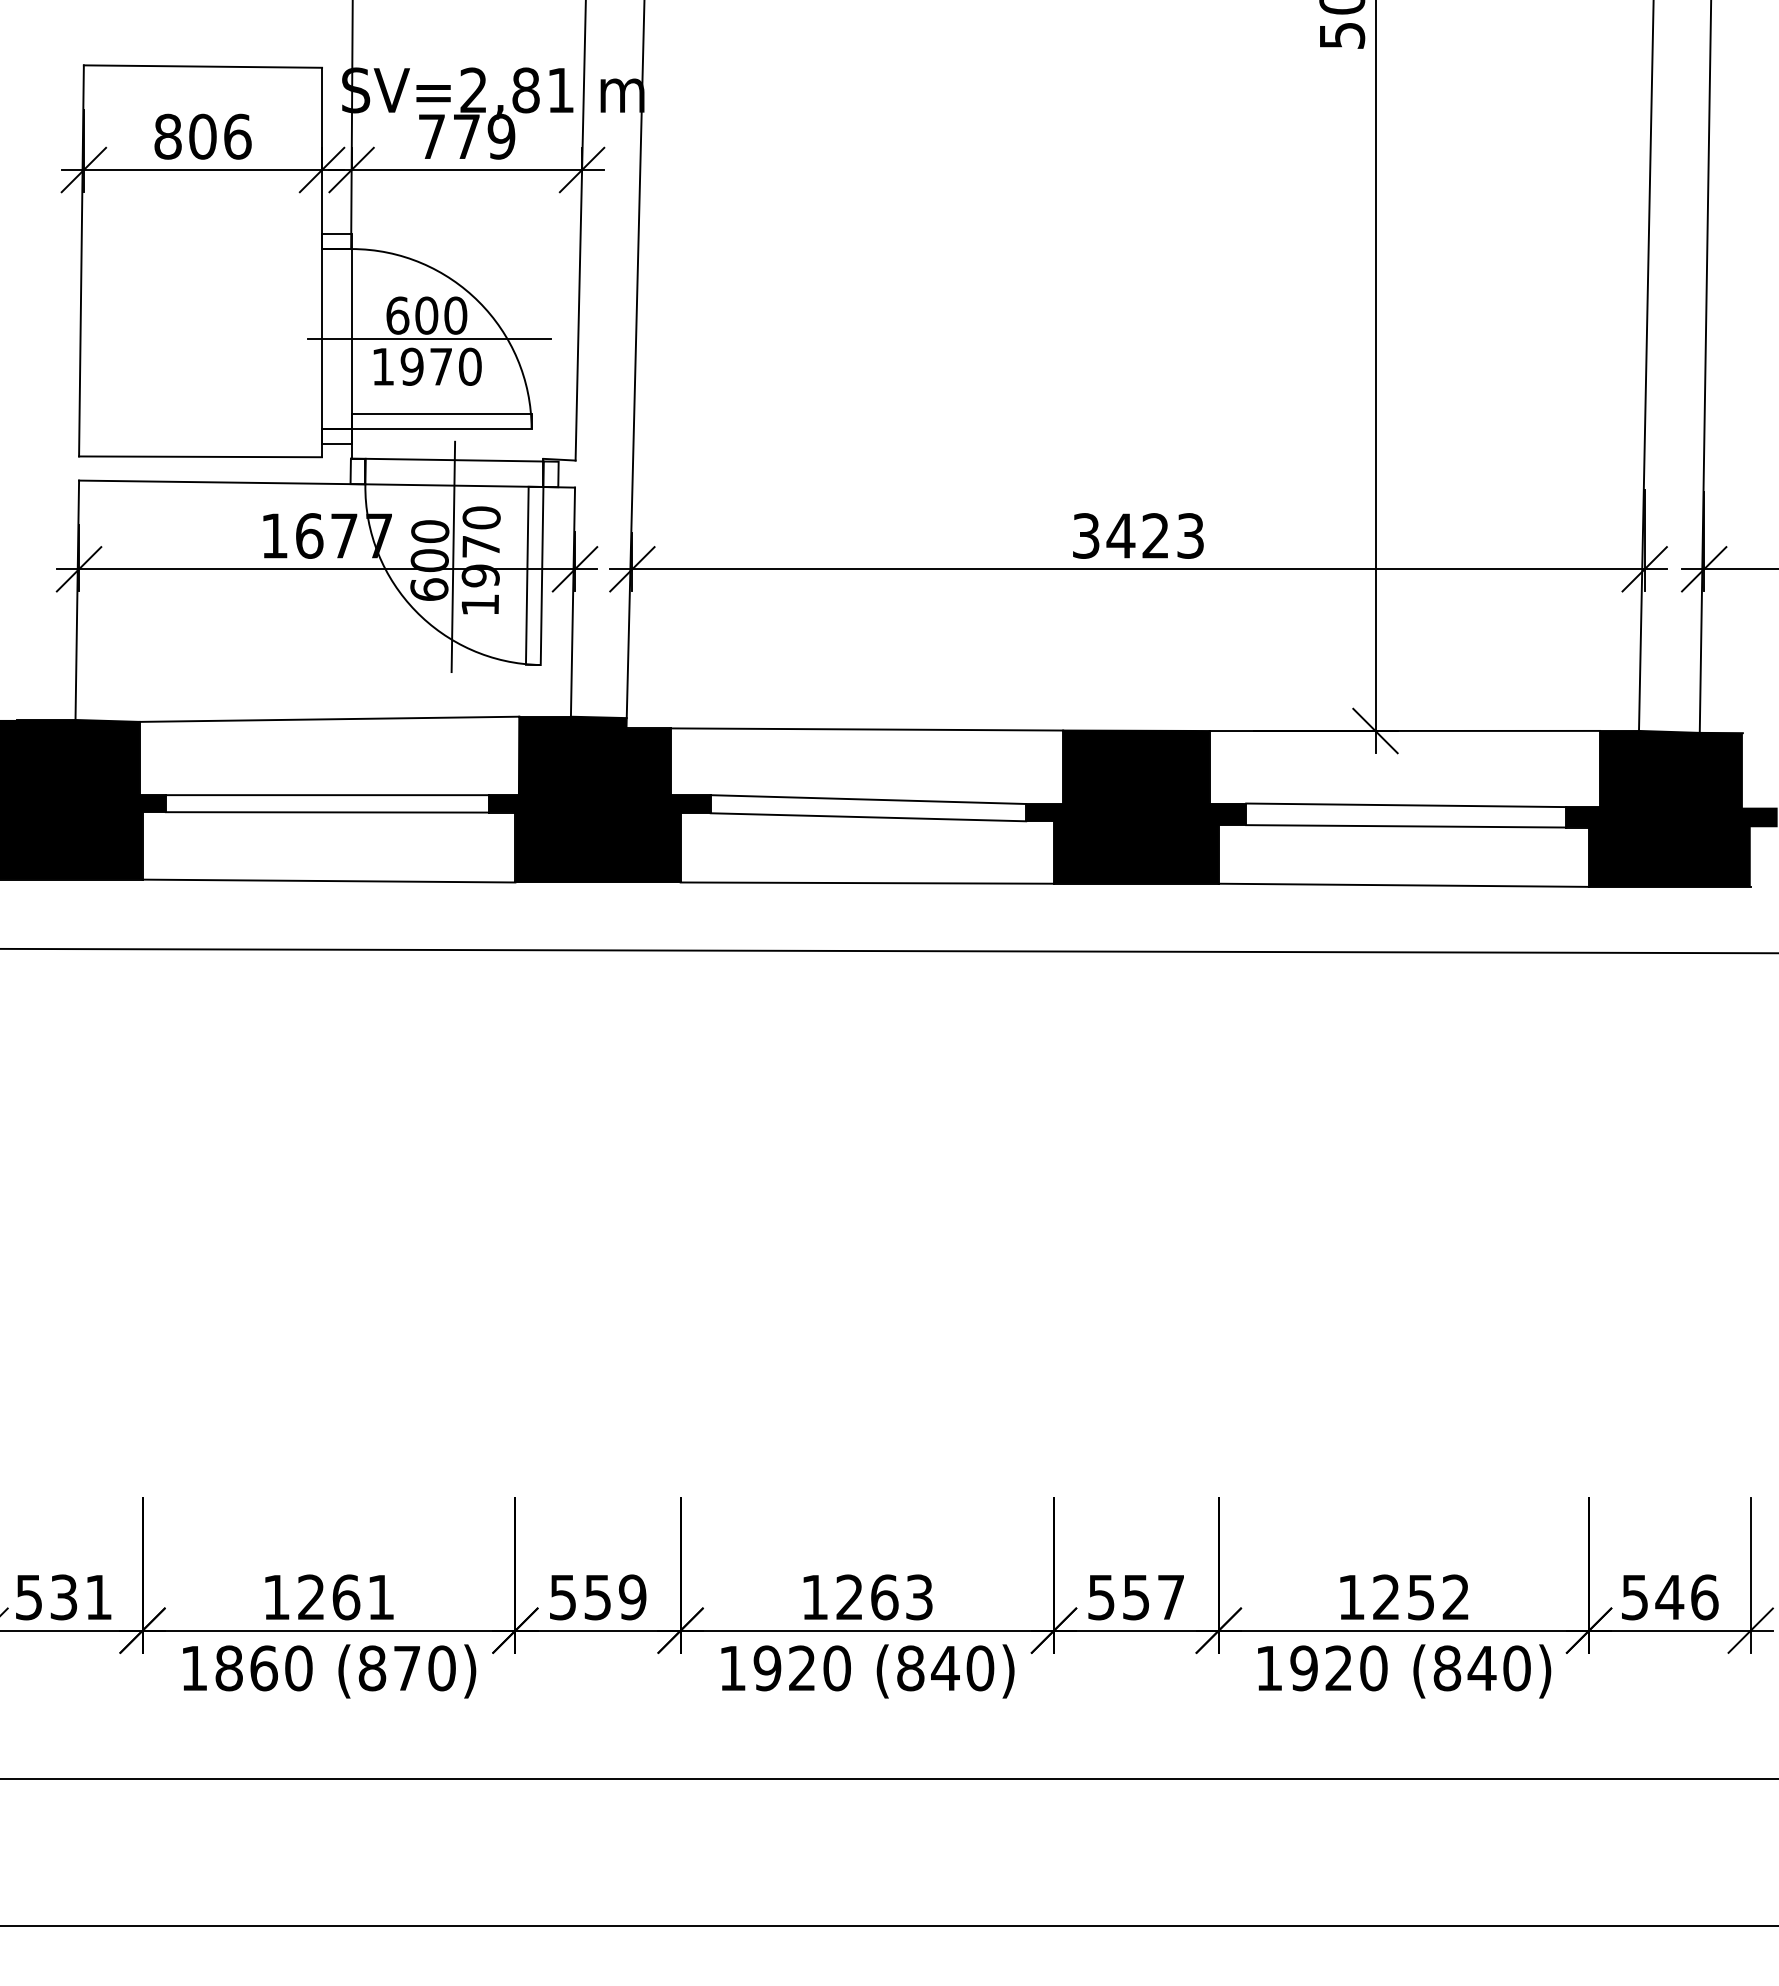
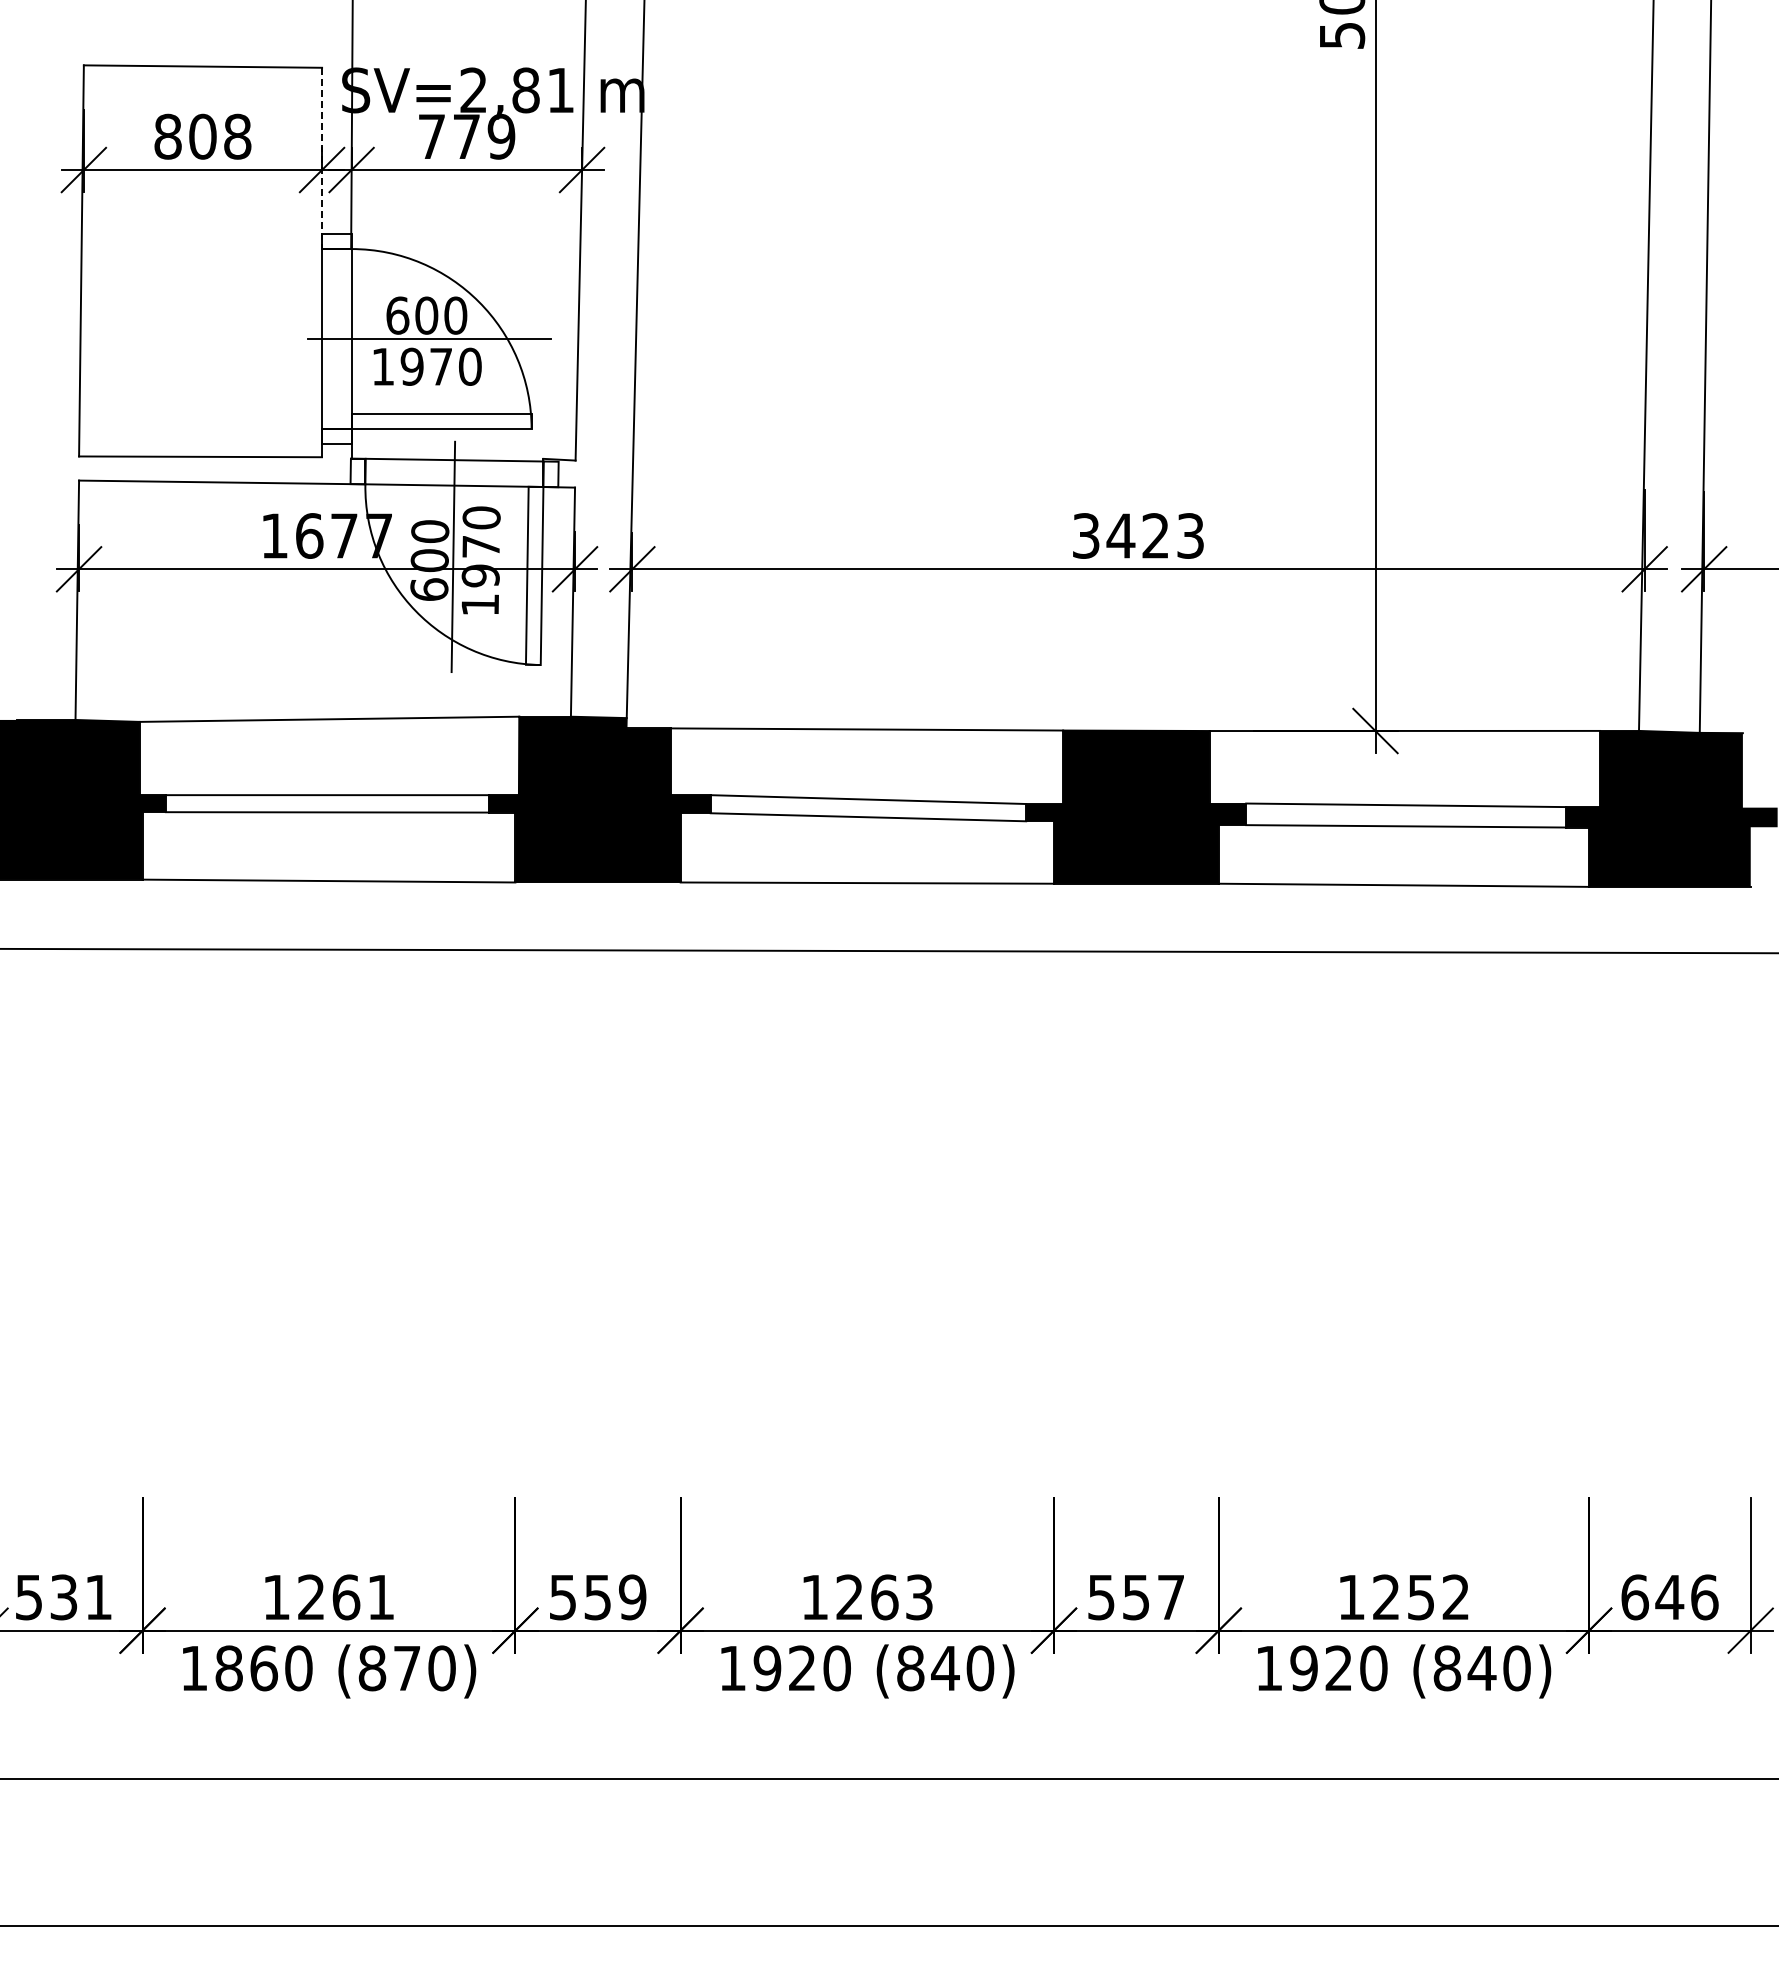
text: 806 -> 808 (237, 136)
line: solid -> dashed (322, 158)
text: 546 -> 646 (1635, 1597)
